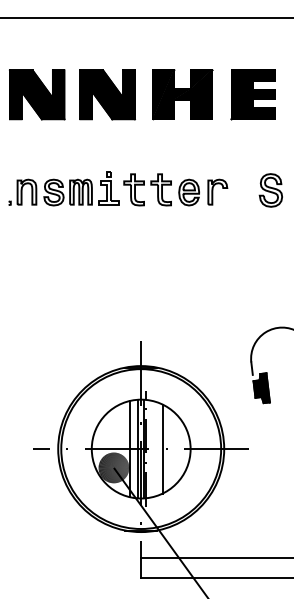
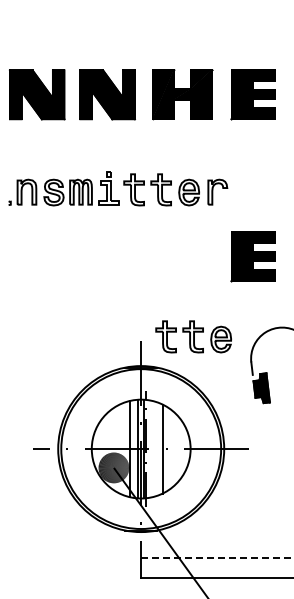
line: present -> none (146, 17)
part: present -> none (270, 190)
part: none -> present (252, 256)
part: none -> present (193, 336)
line: solid -> dashed (217, 558)
